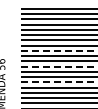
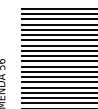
line: dashed -> solid (60, 50)
line: dashed -> solid (60, 66)
line: dashed -> solid (60, 82)
